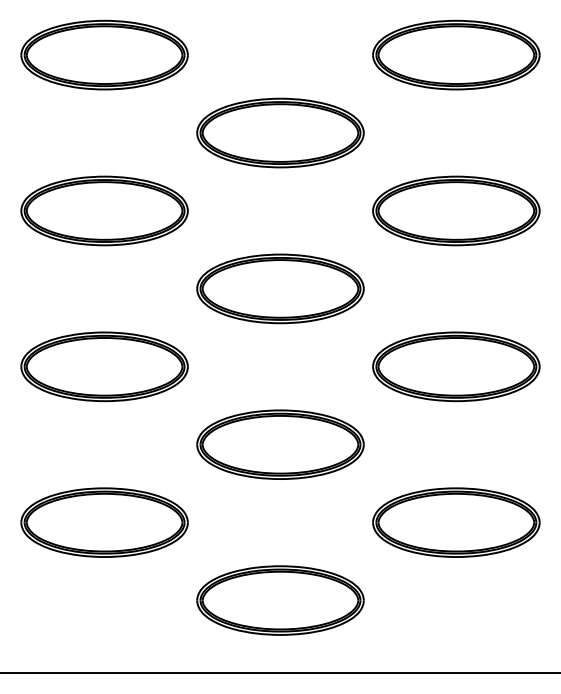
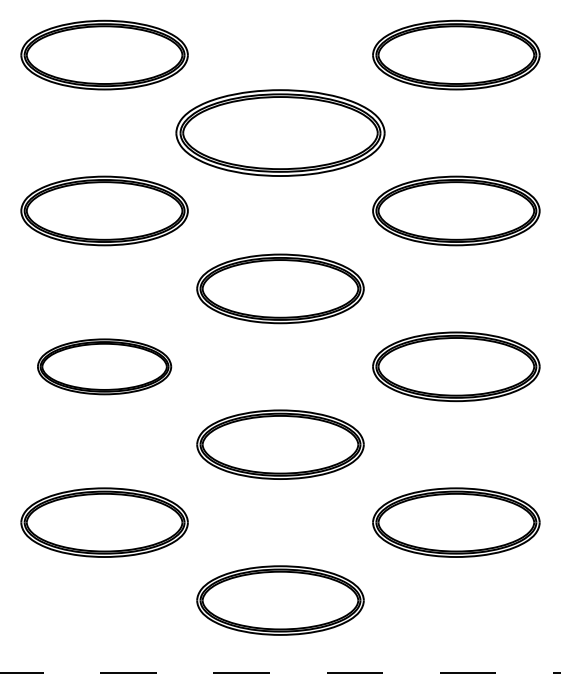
part size: 169x72 px -> 211x88 px (280, 132)
part size: 169x72 px -> 136x58 px (104, 366)
line: solid -> dashed (280, 673)
